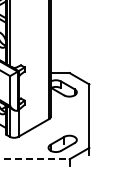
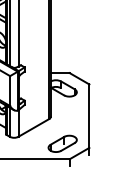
line: none -> present (18, 34)
line: dashed -> solid (35, 159)
